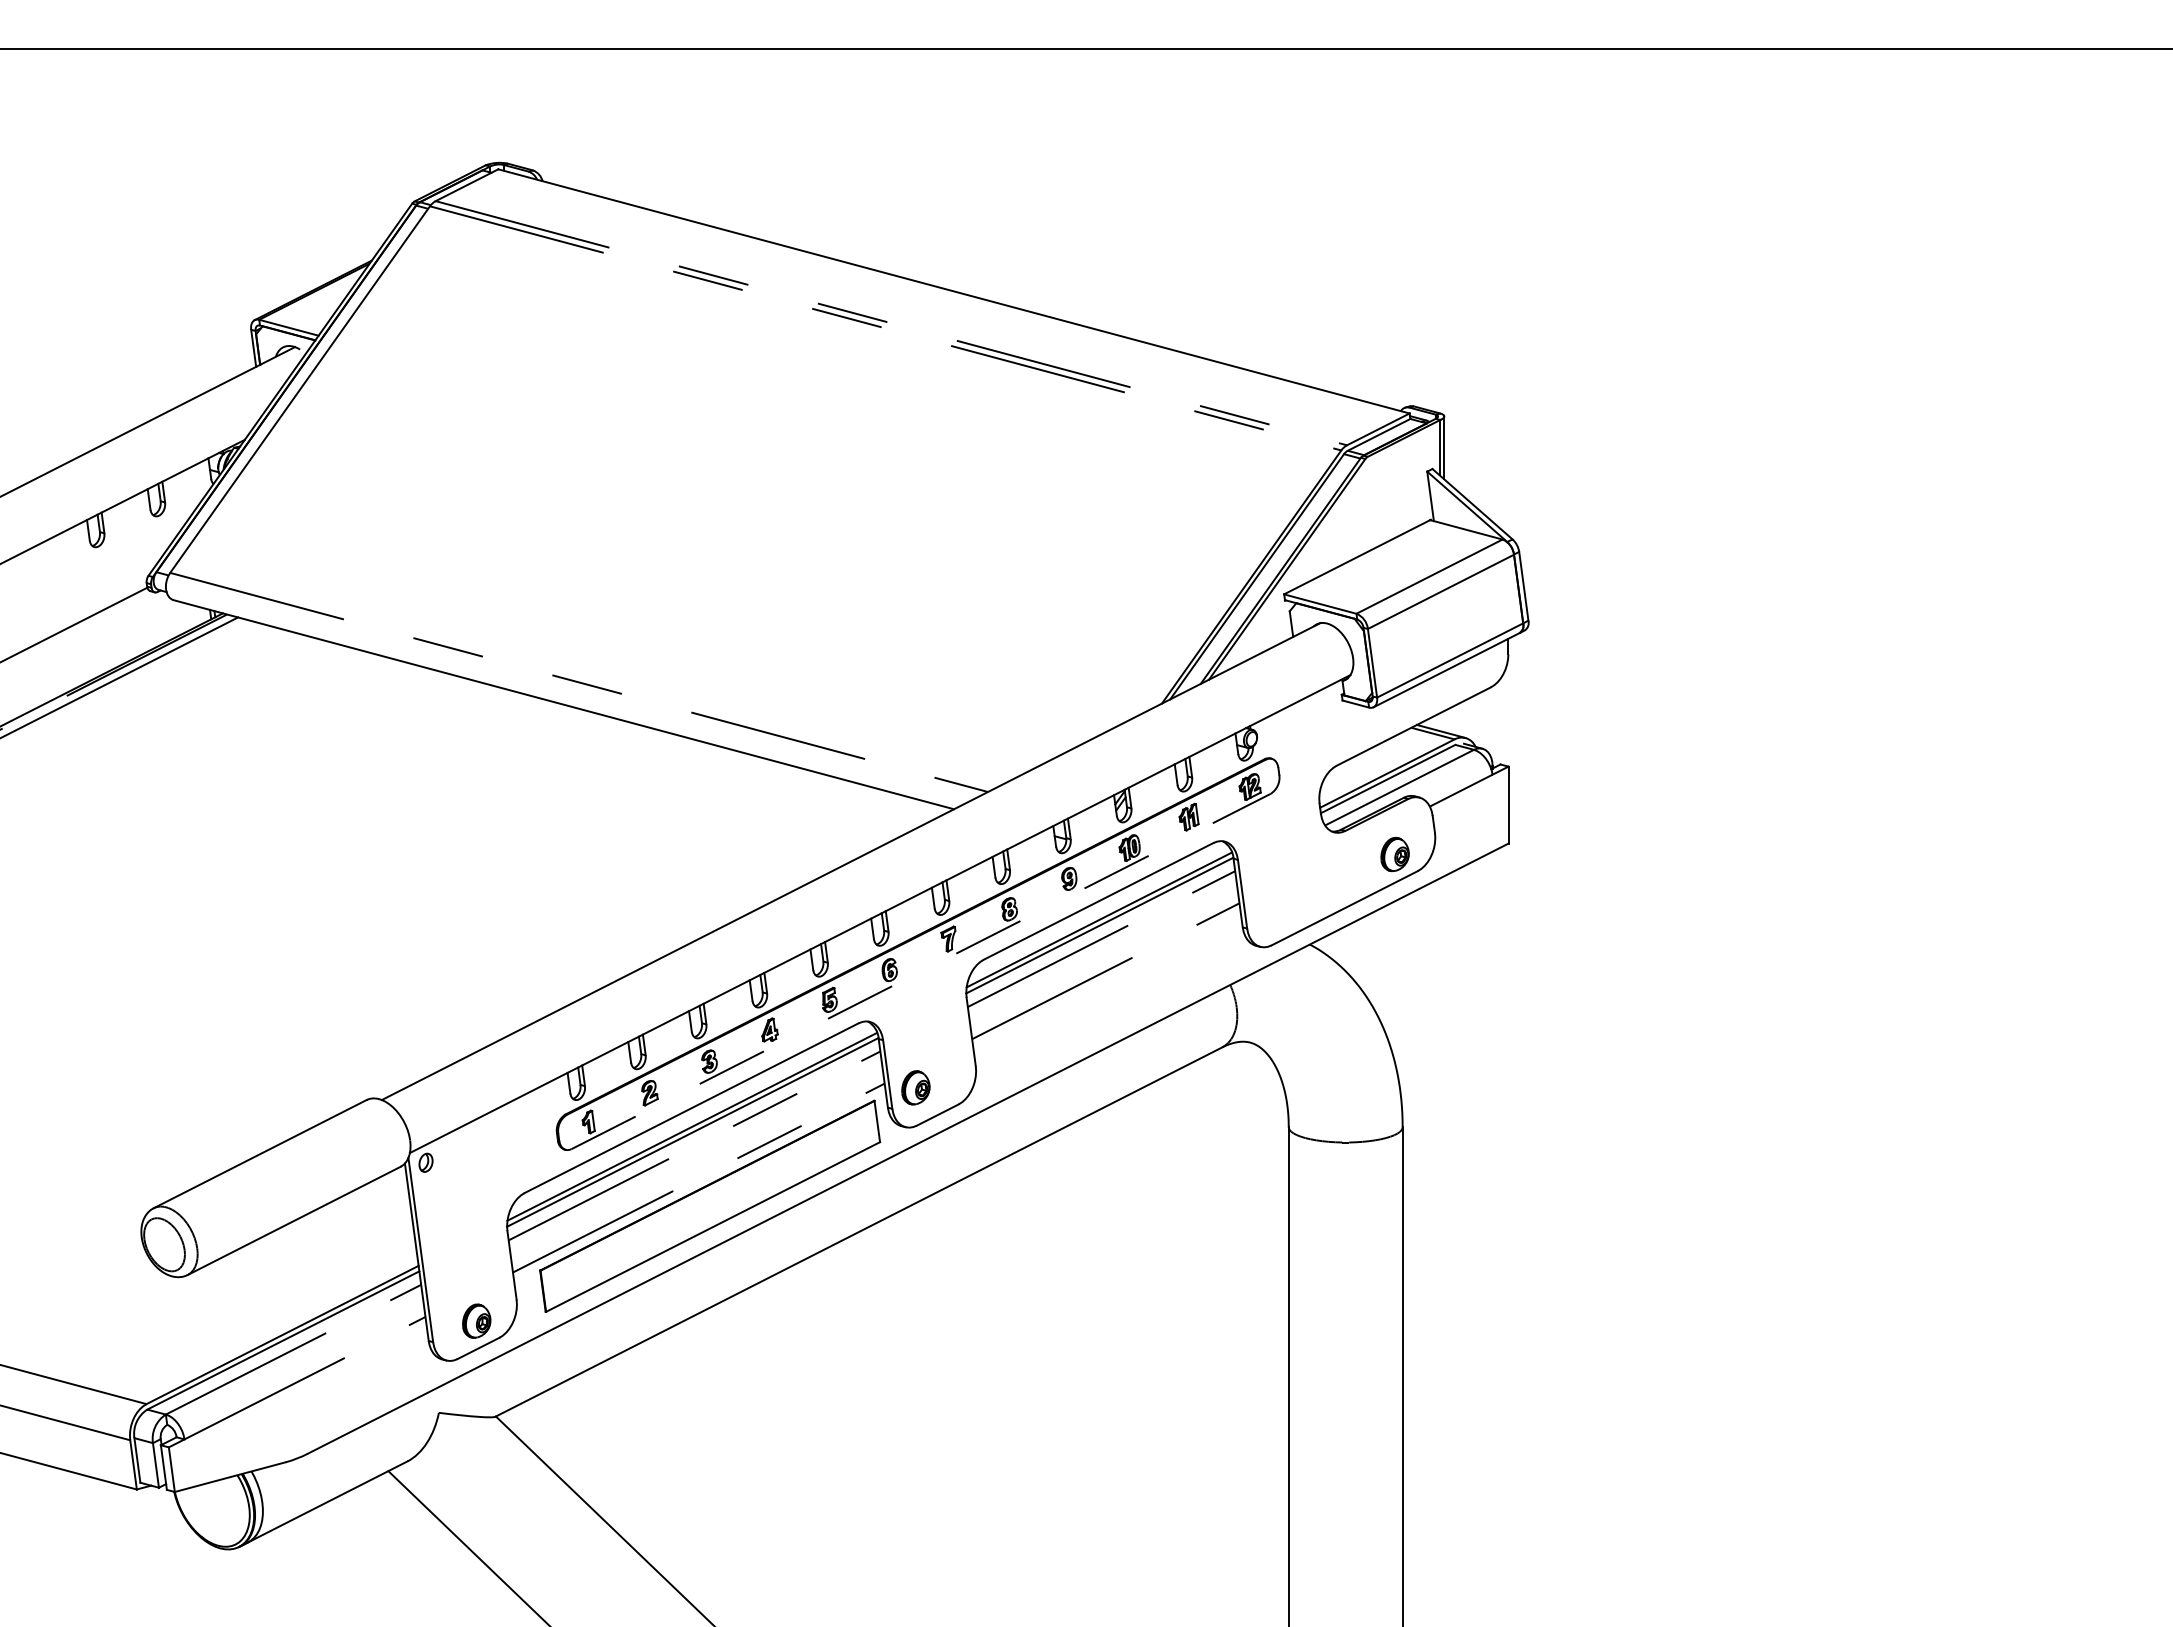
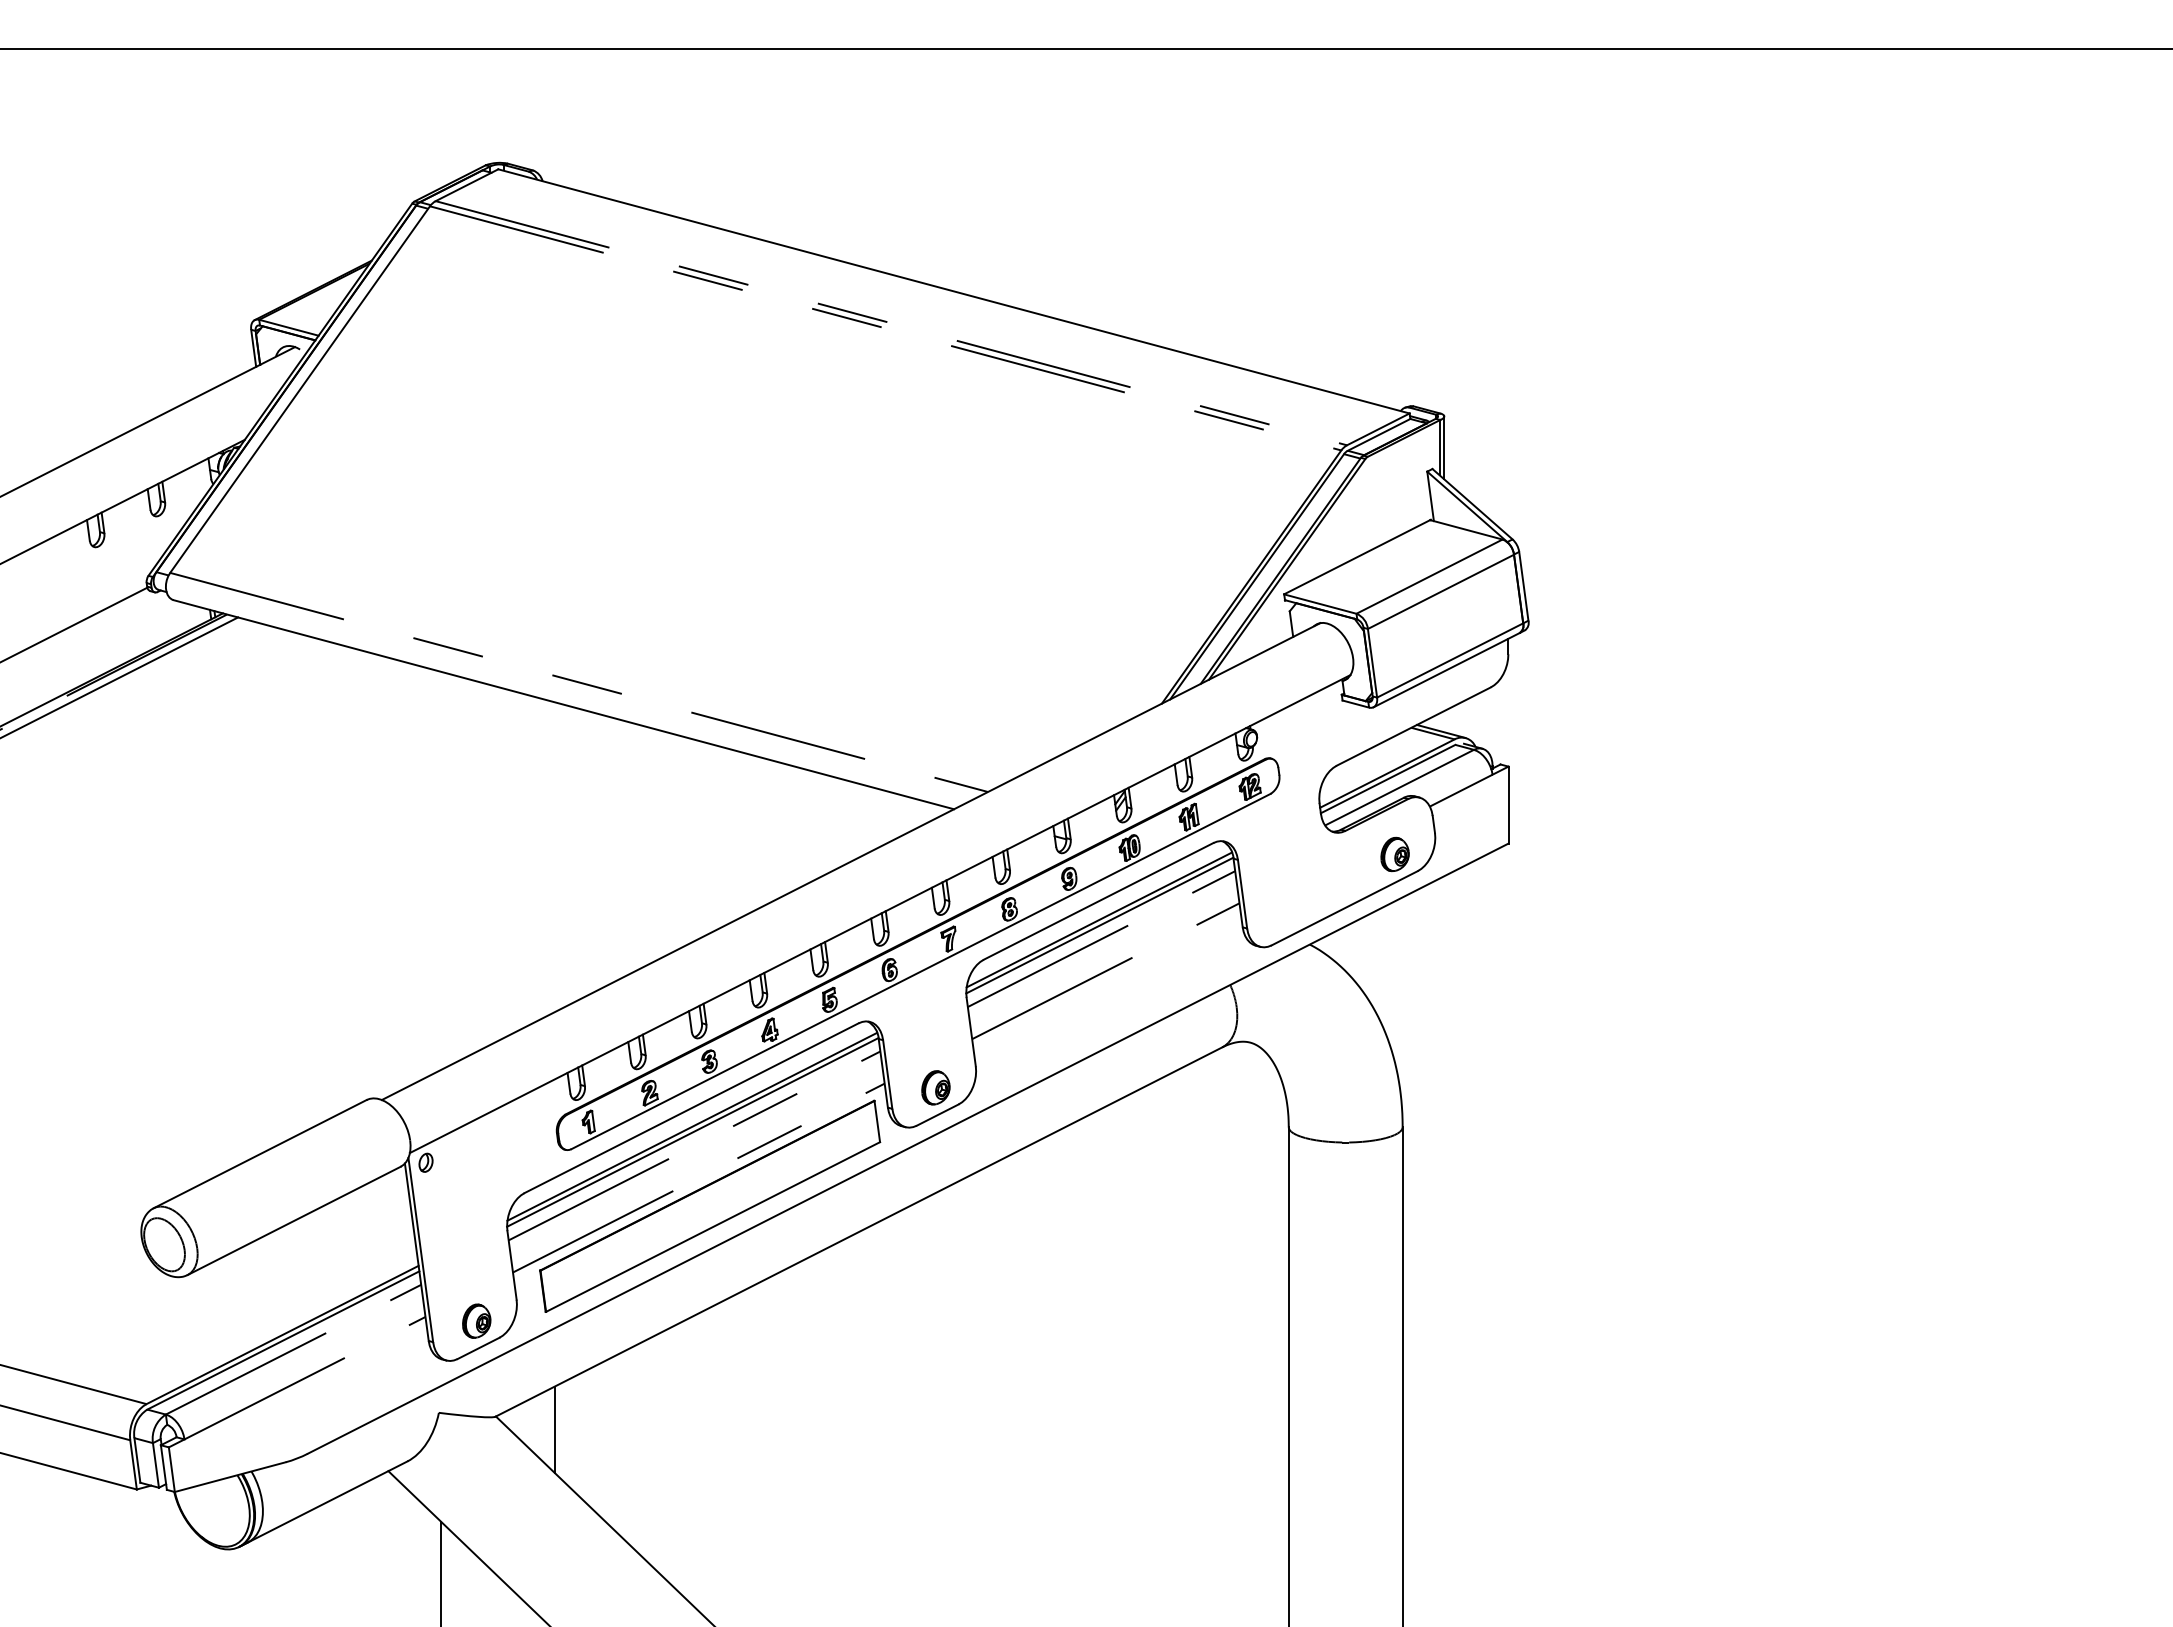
line: dashed -> solid (921, 971)
part position: (915, 1087) -> (935, 1087) (935, 1087)
line: none -> present (554, 1429)
line: none -> present (441, 1572)
